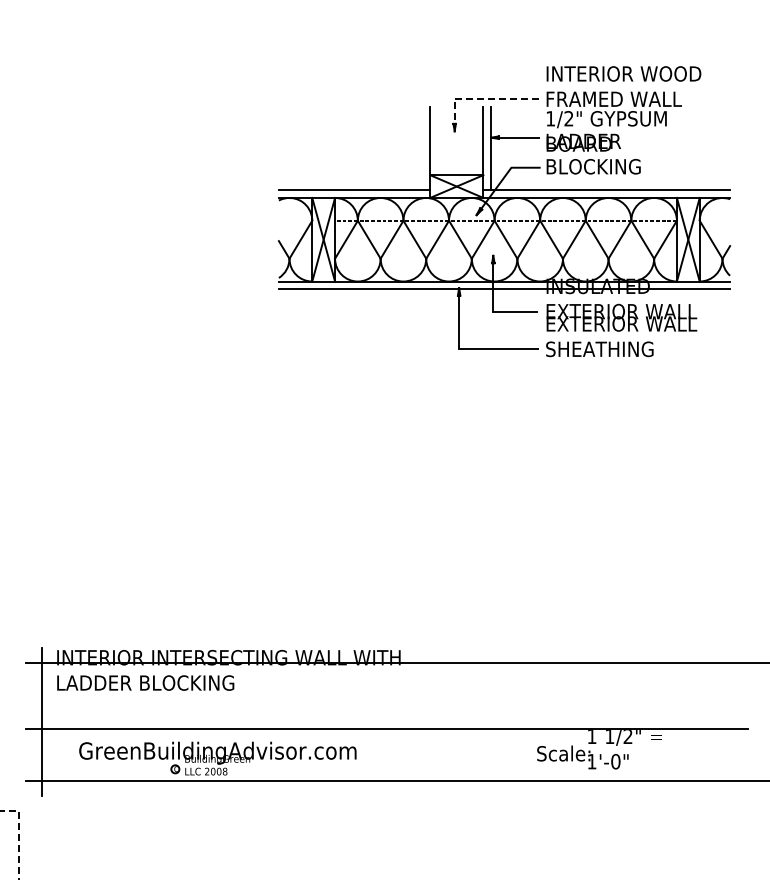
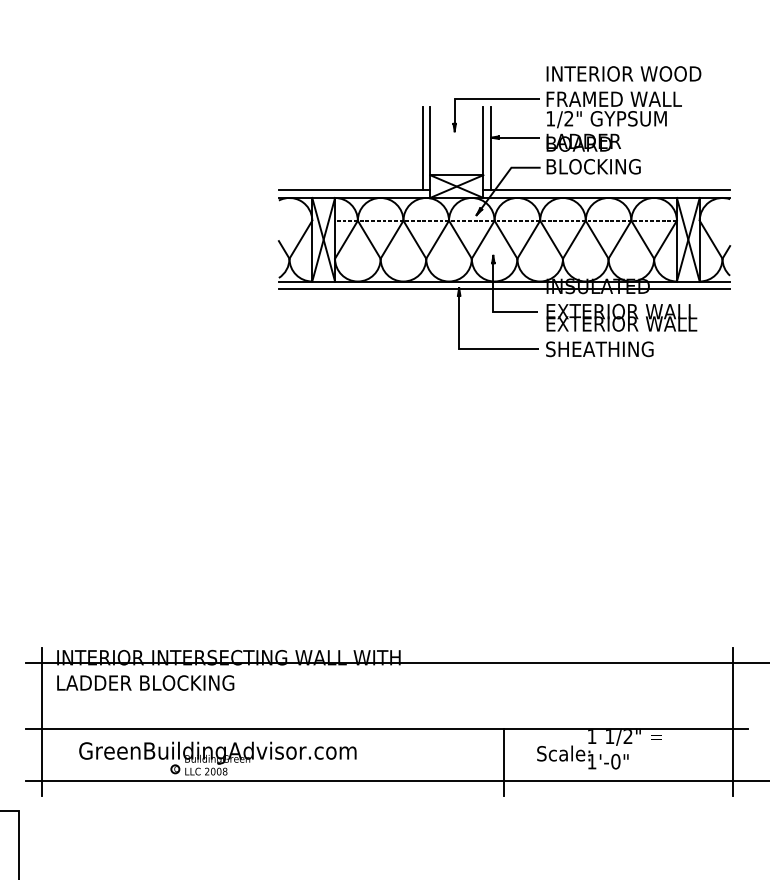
line: dashed -> solid (480, 98)
line: none -> present (422, 148)
line: none -> present (732, 721)
line: none -> present (504, 762)
line: dashed -> solid (18, 836)
